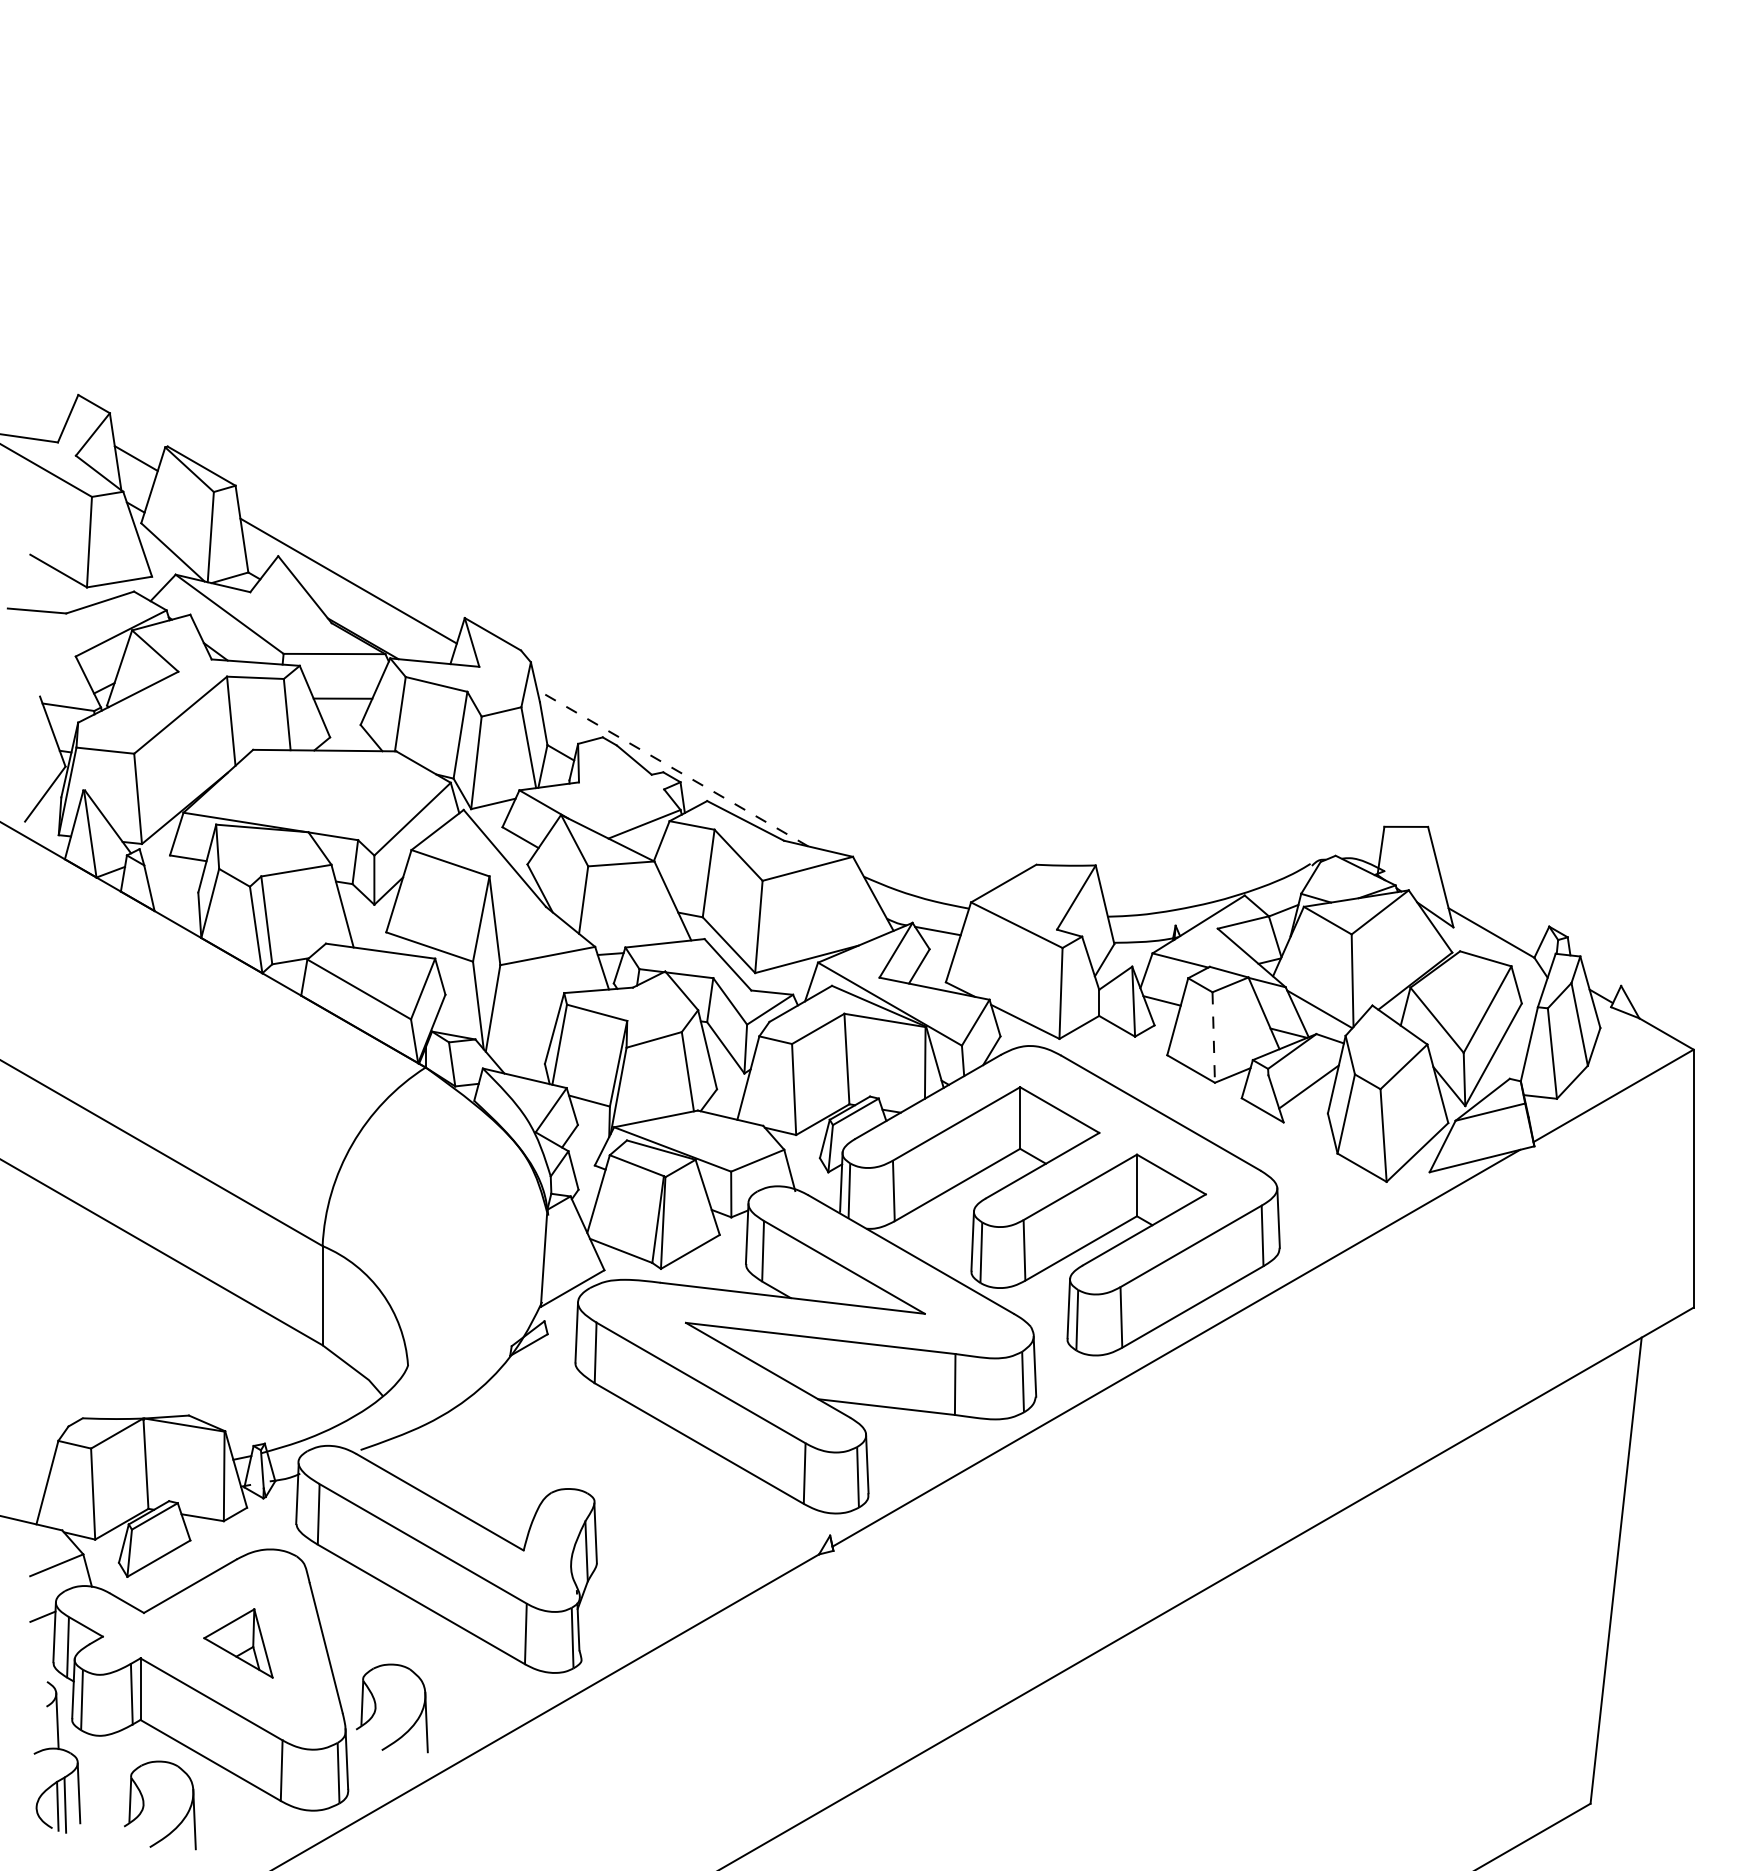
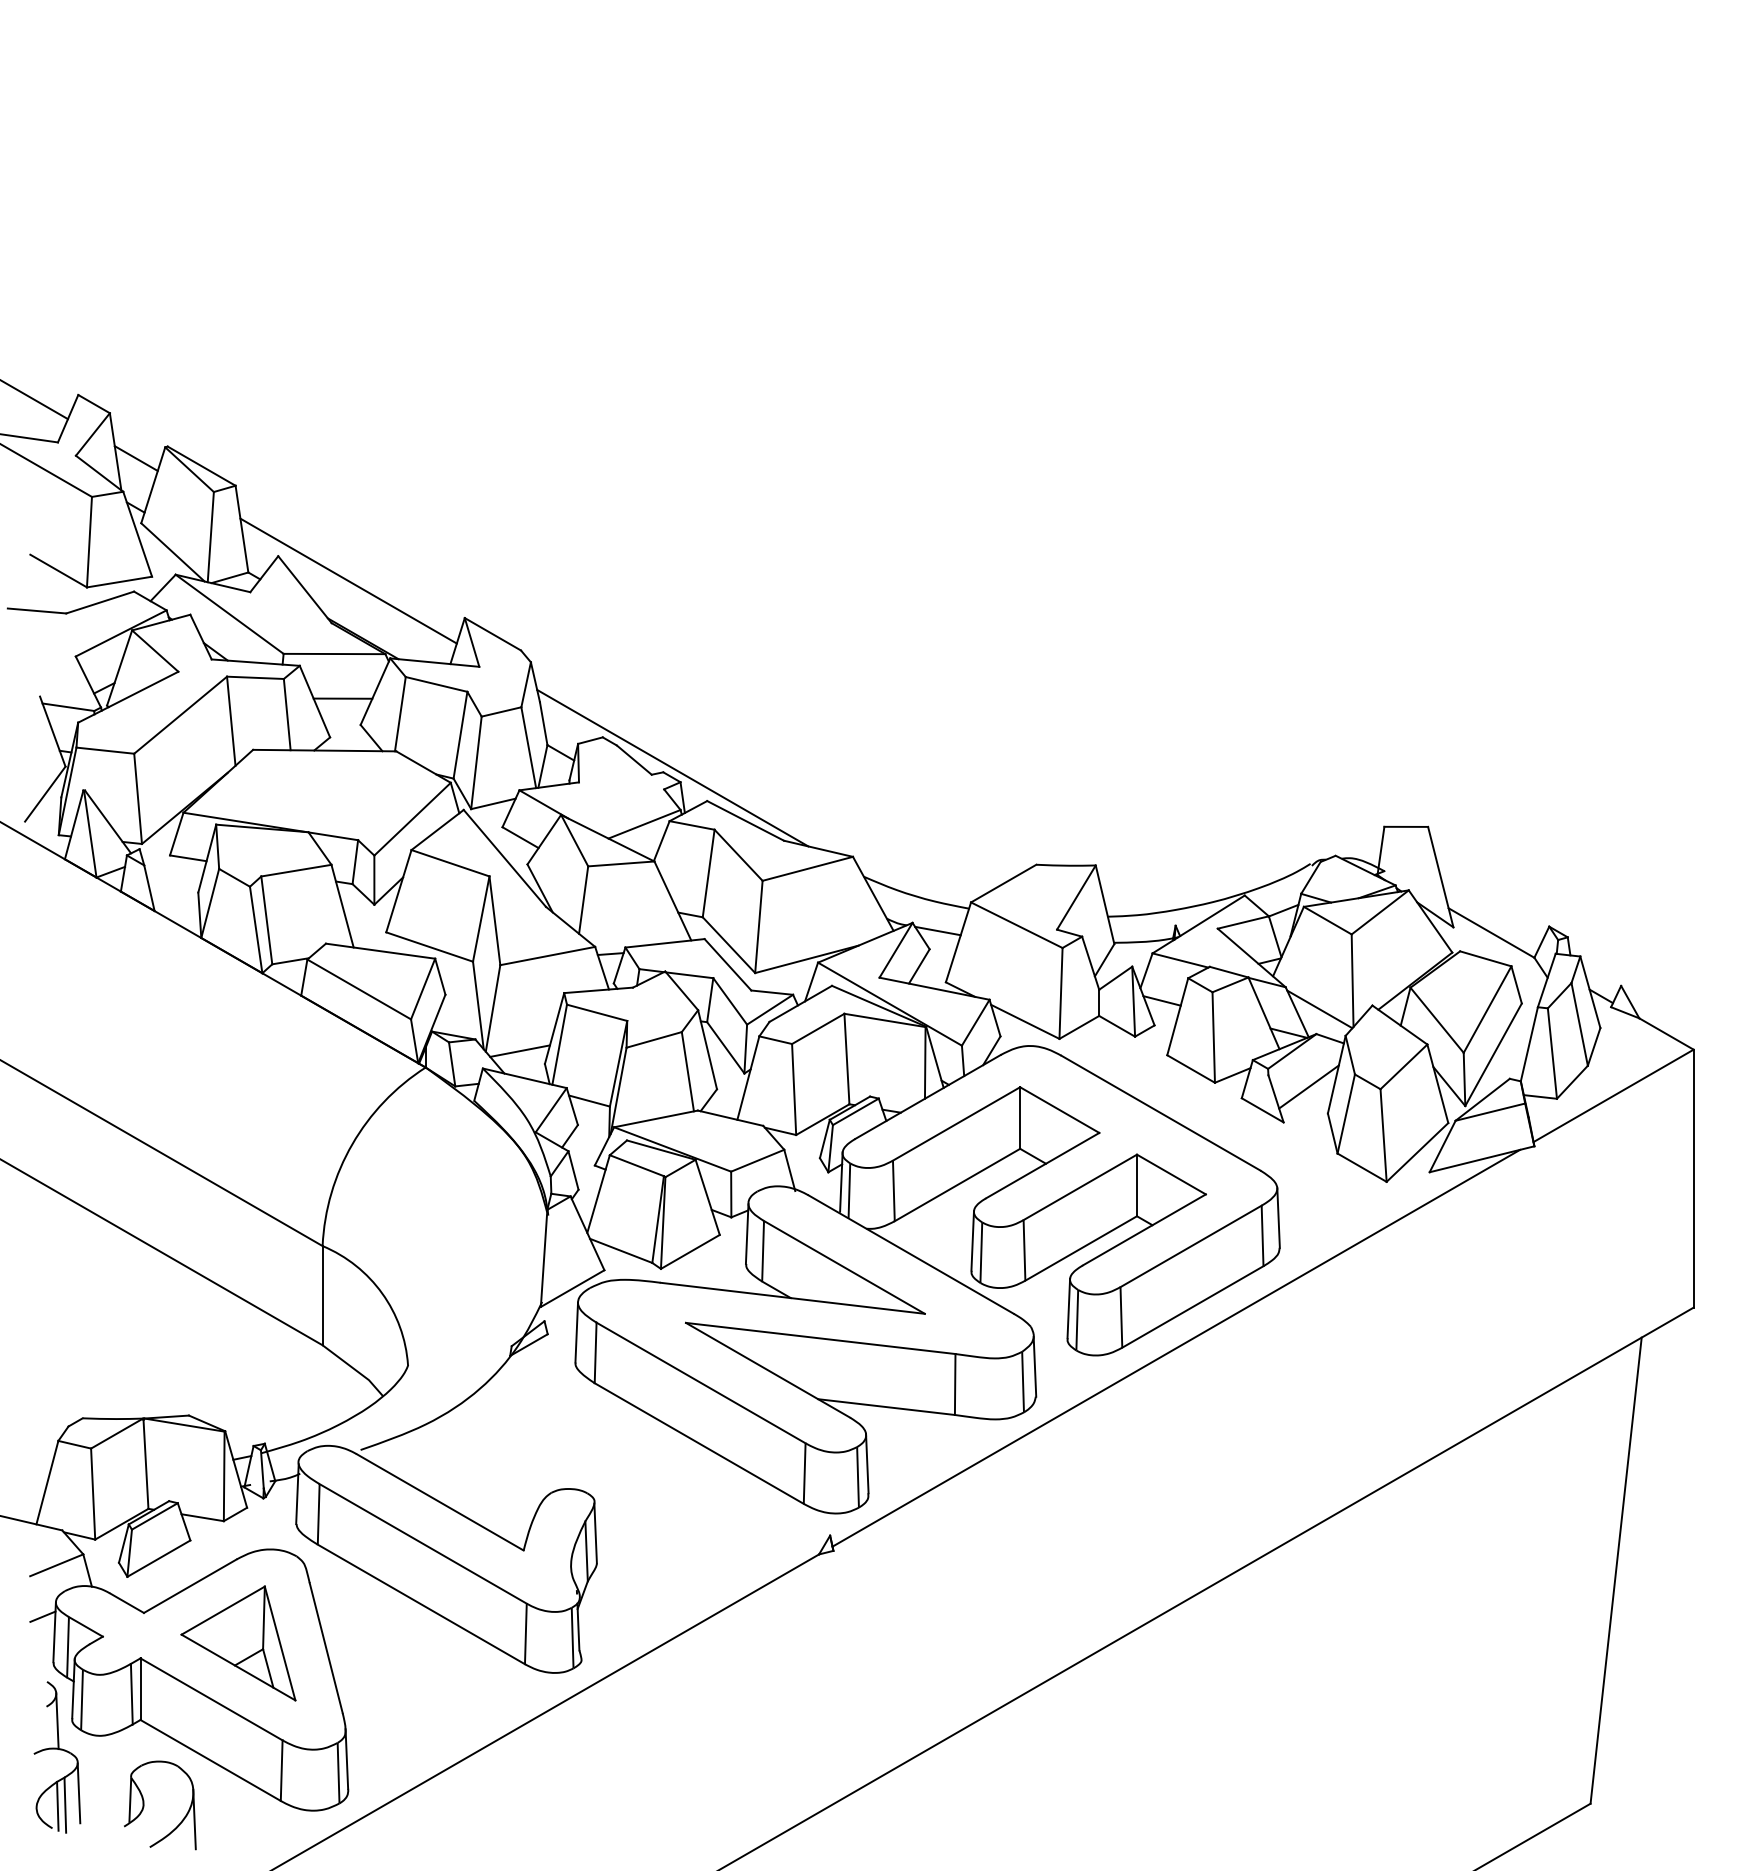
line: none -> present (34, 400)
line: dashed -> solid (672, 768)
line: dashed -> solid (1213, 1038)
line: none -> present (519, 1050)
part size: 71x71 px -> 117x117 px (238, 1643)
part: present -> none (376, 1708)
